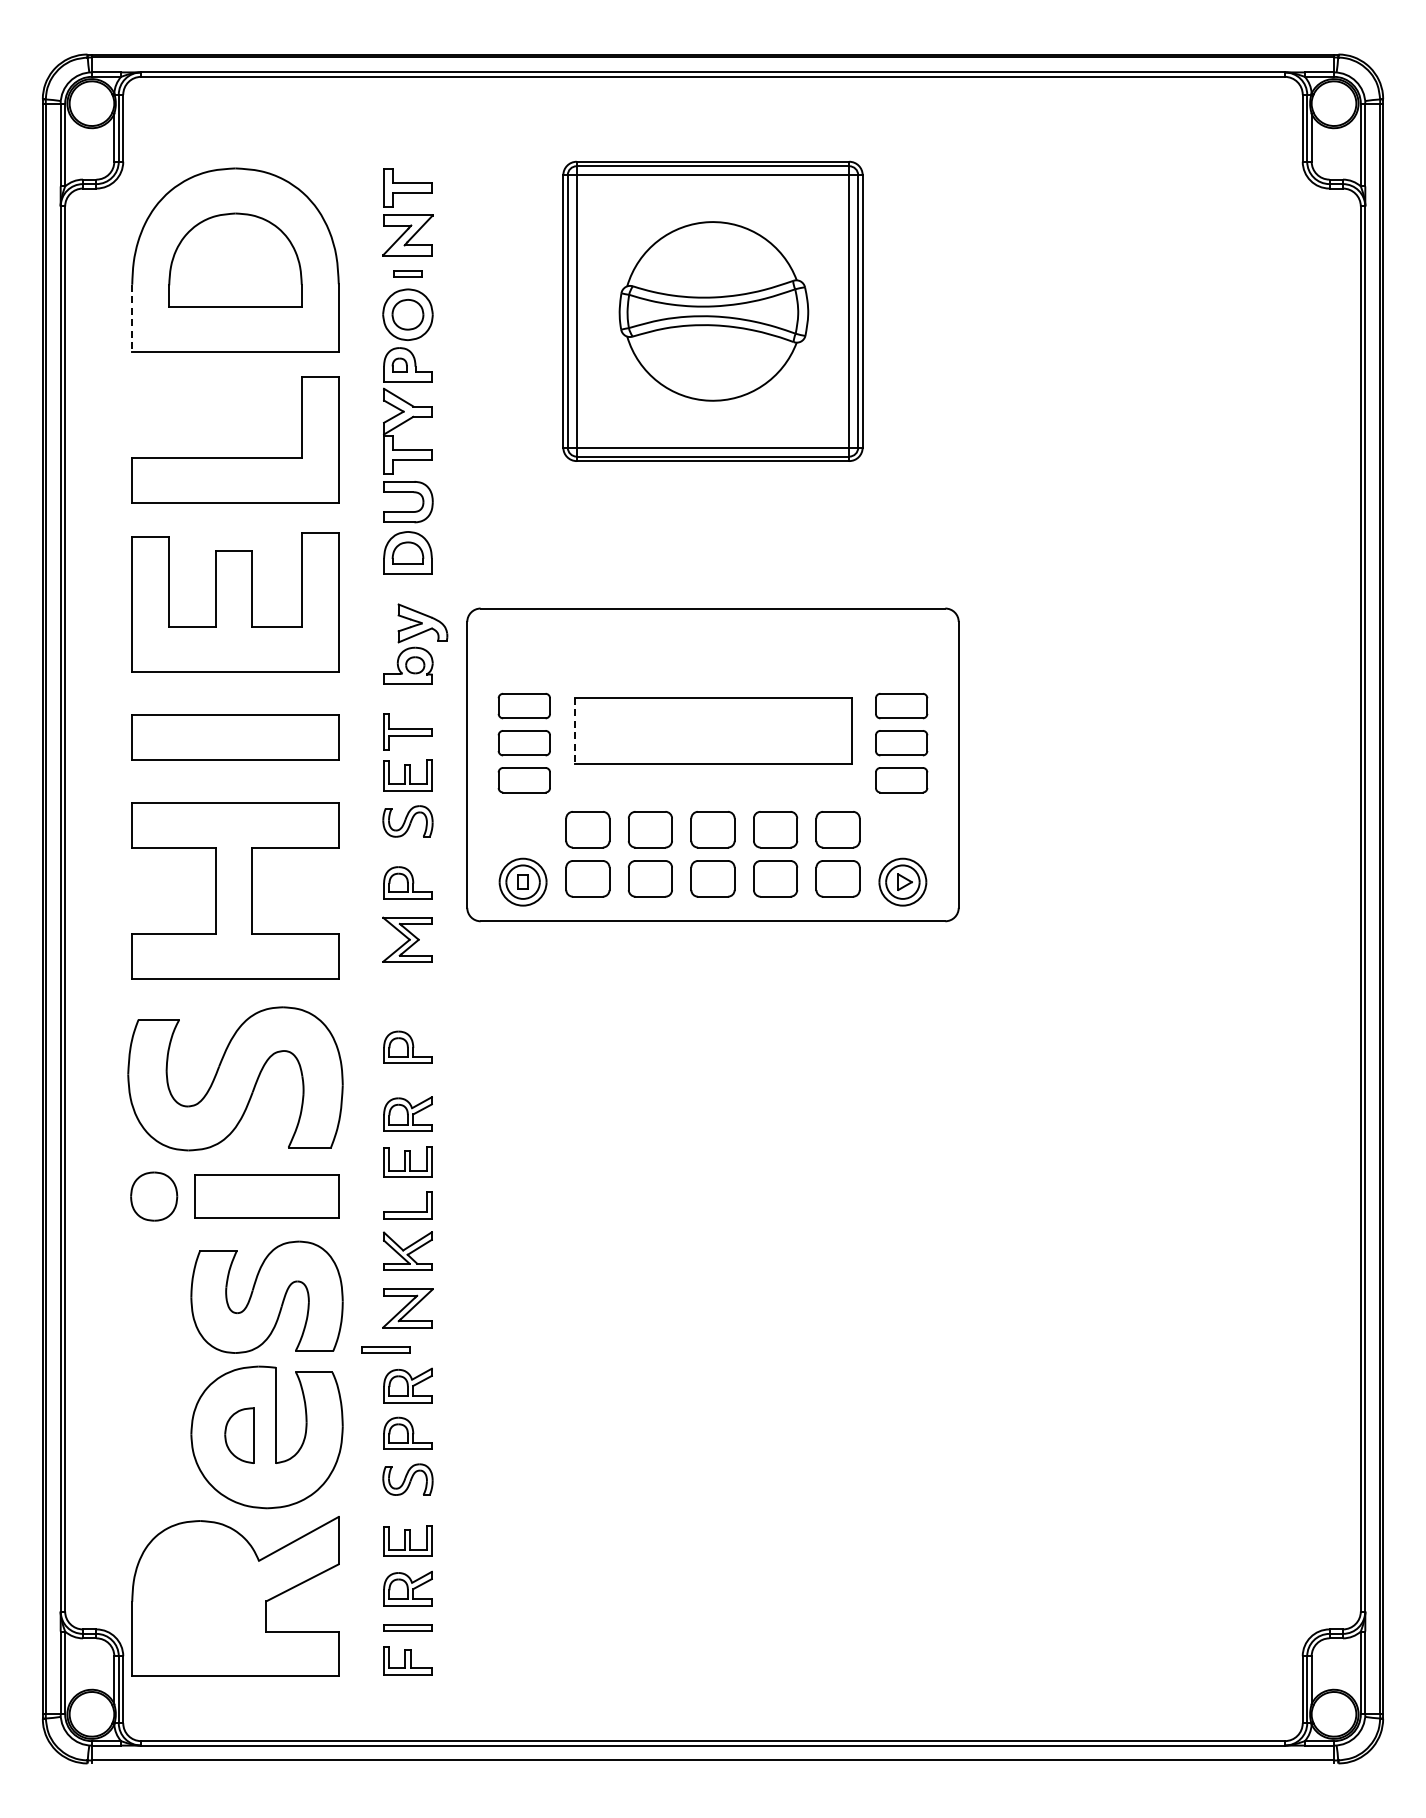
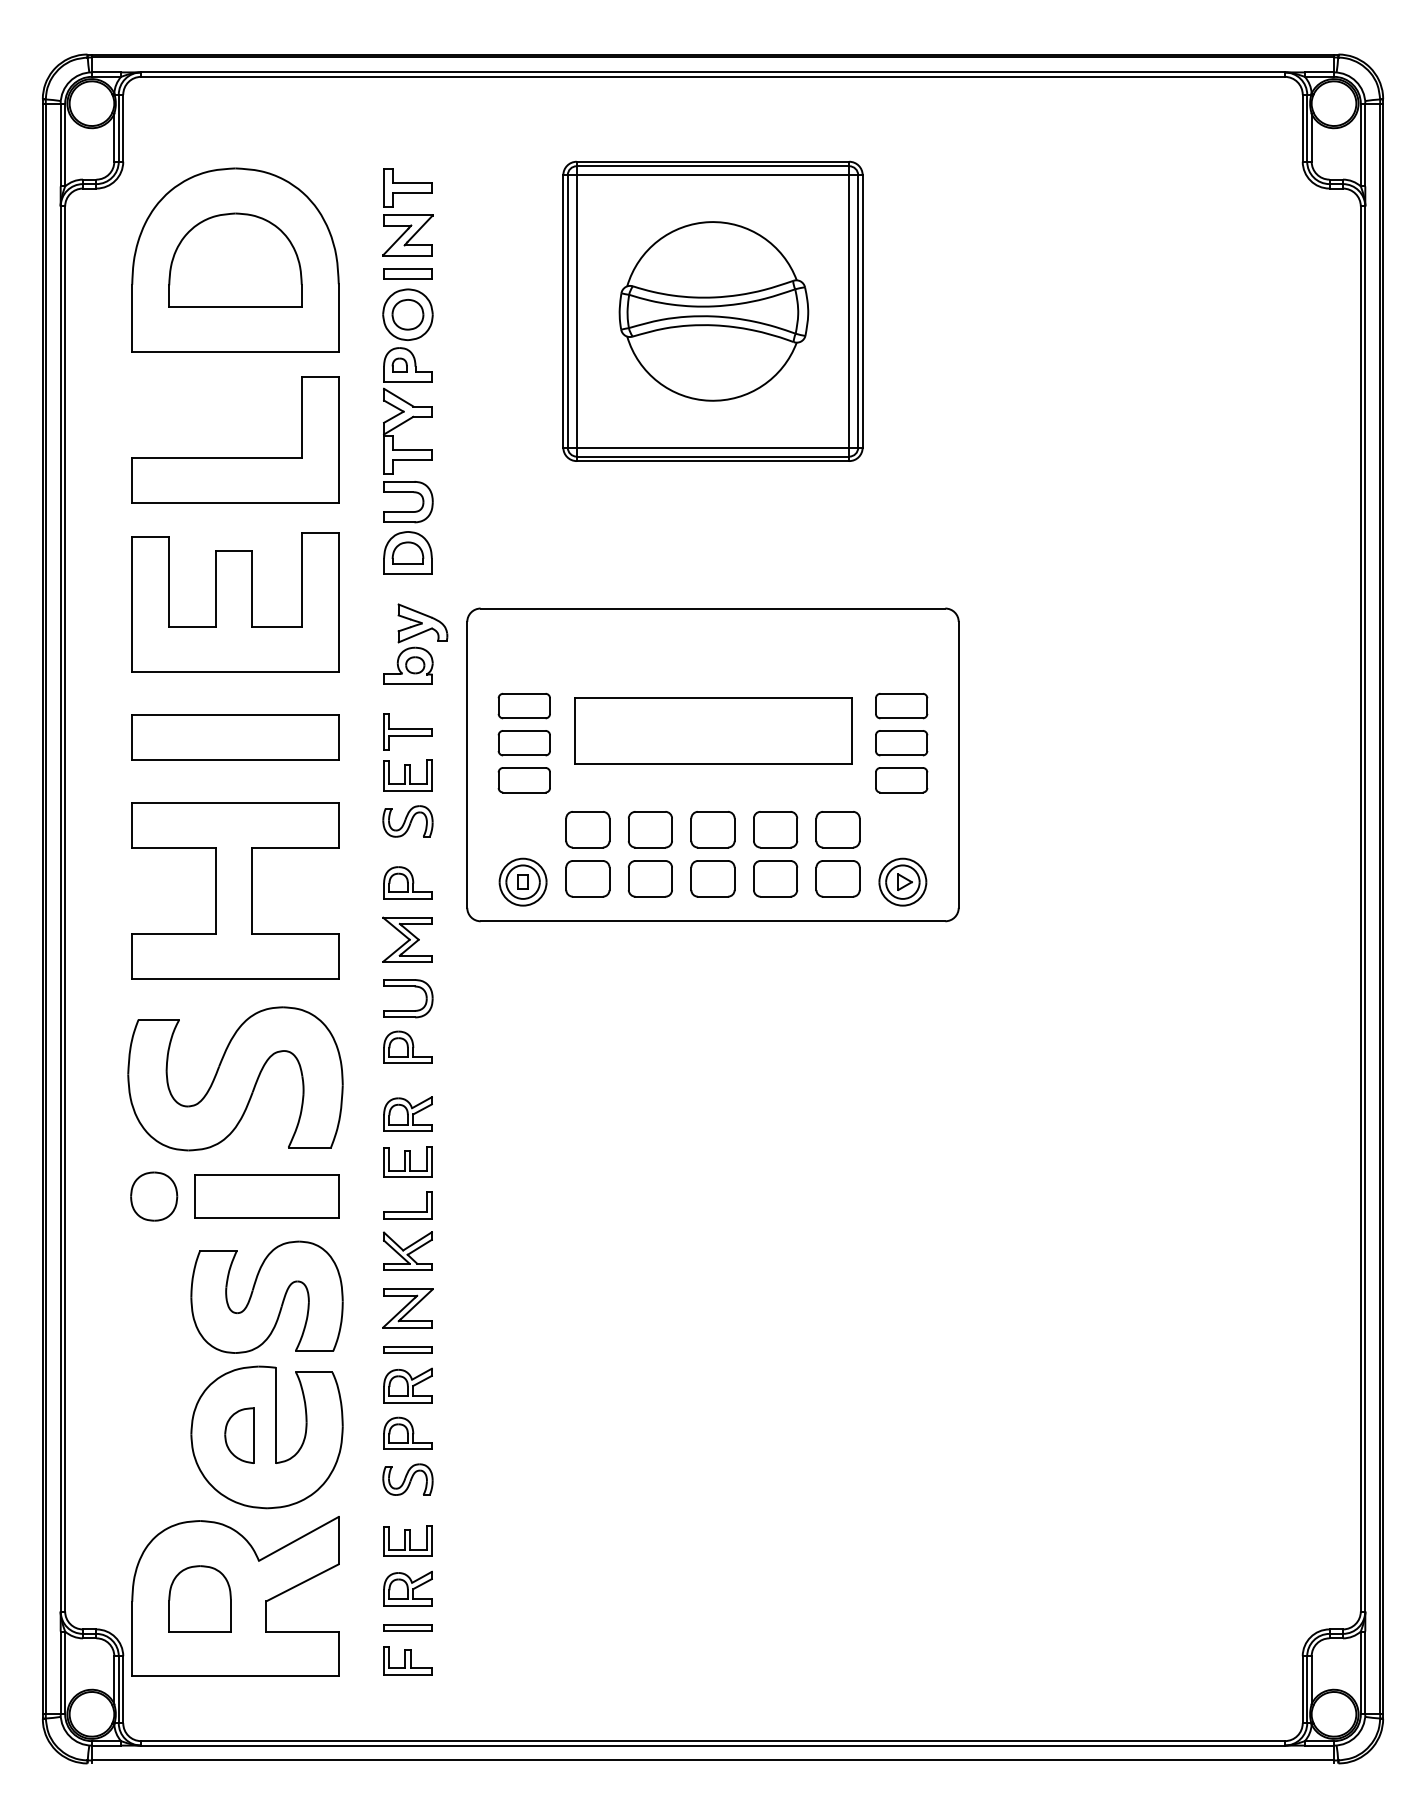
part size: 30x8 px -> 50x12 px (407, 273)
line: dashed -> solid (132, 318)
line: dashed -> solid (574, 731)
part: none -> present (408, 986)
part position: (385, 1349) -> (407, 1349) (407, 1349)
part: none -> present (199, 1598)
